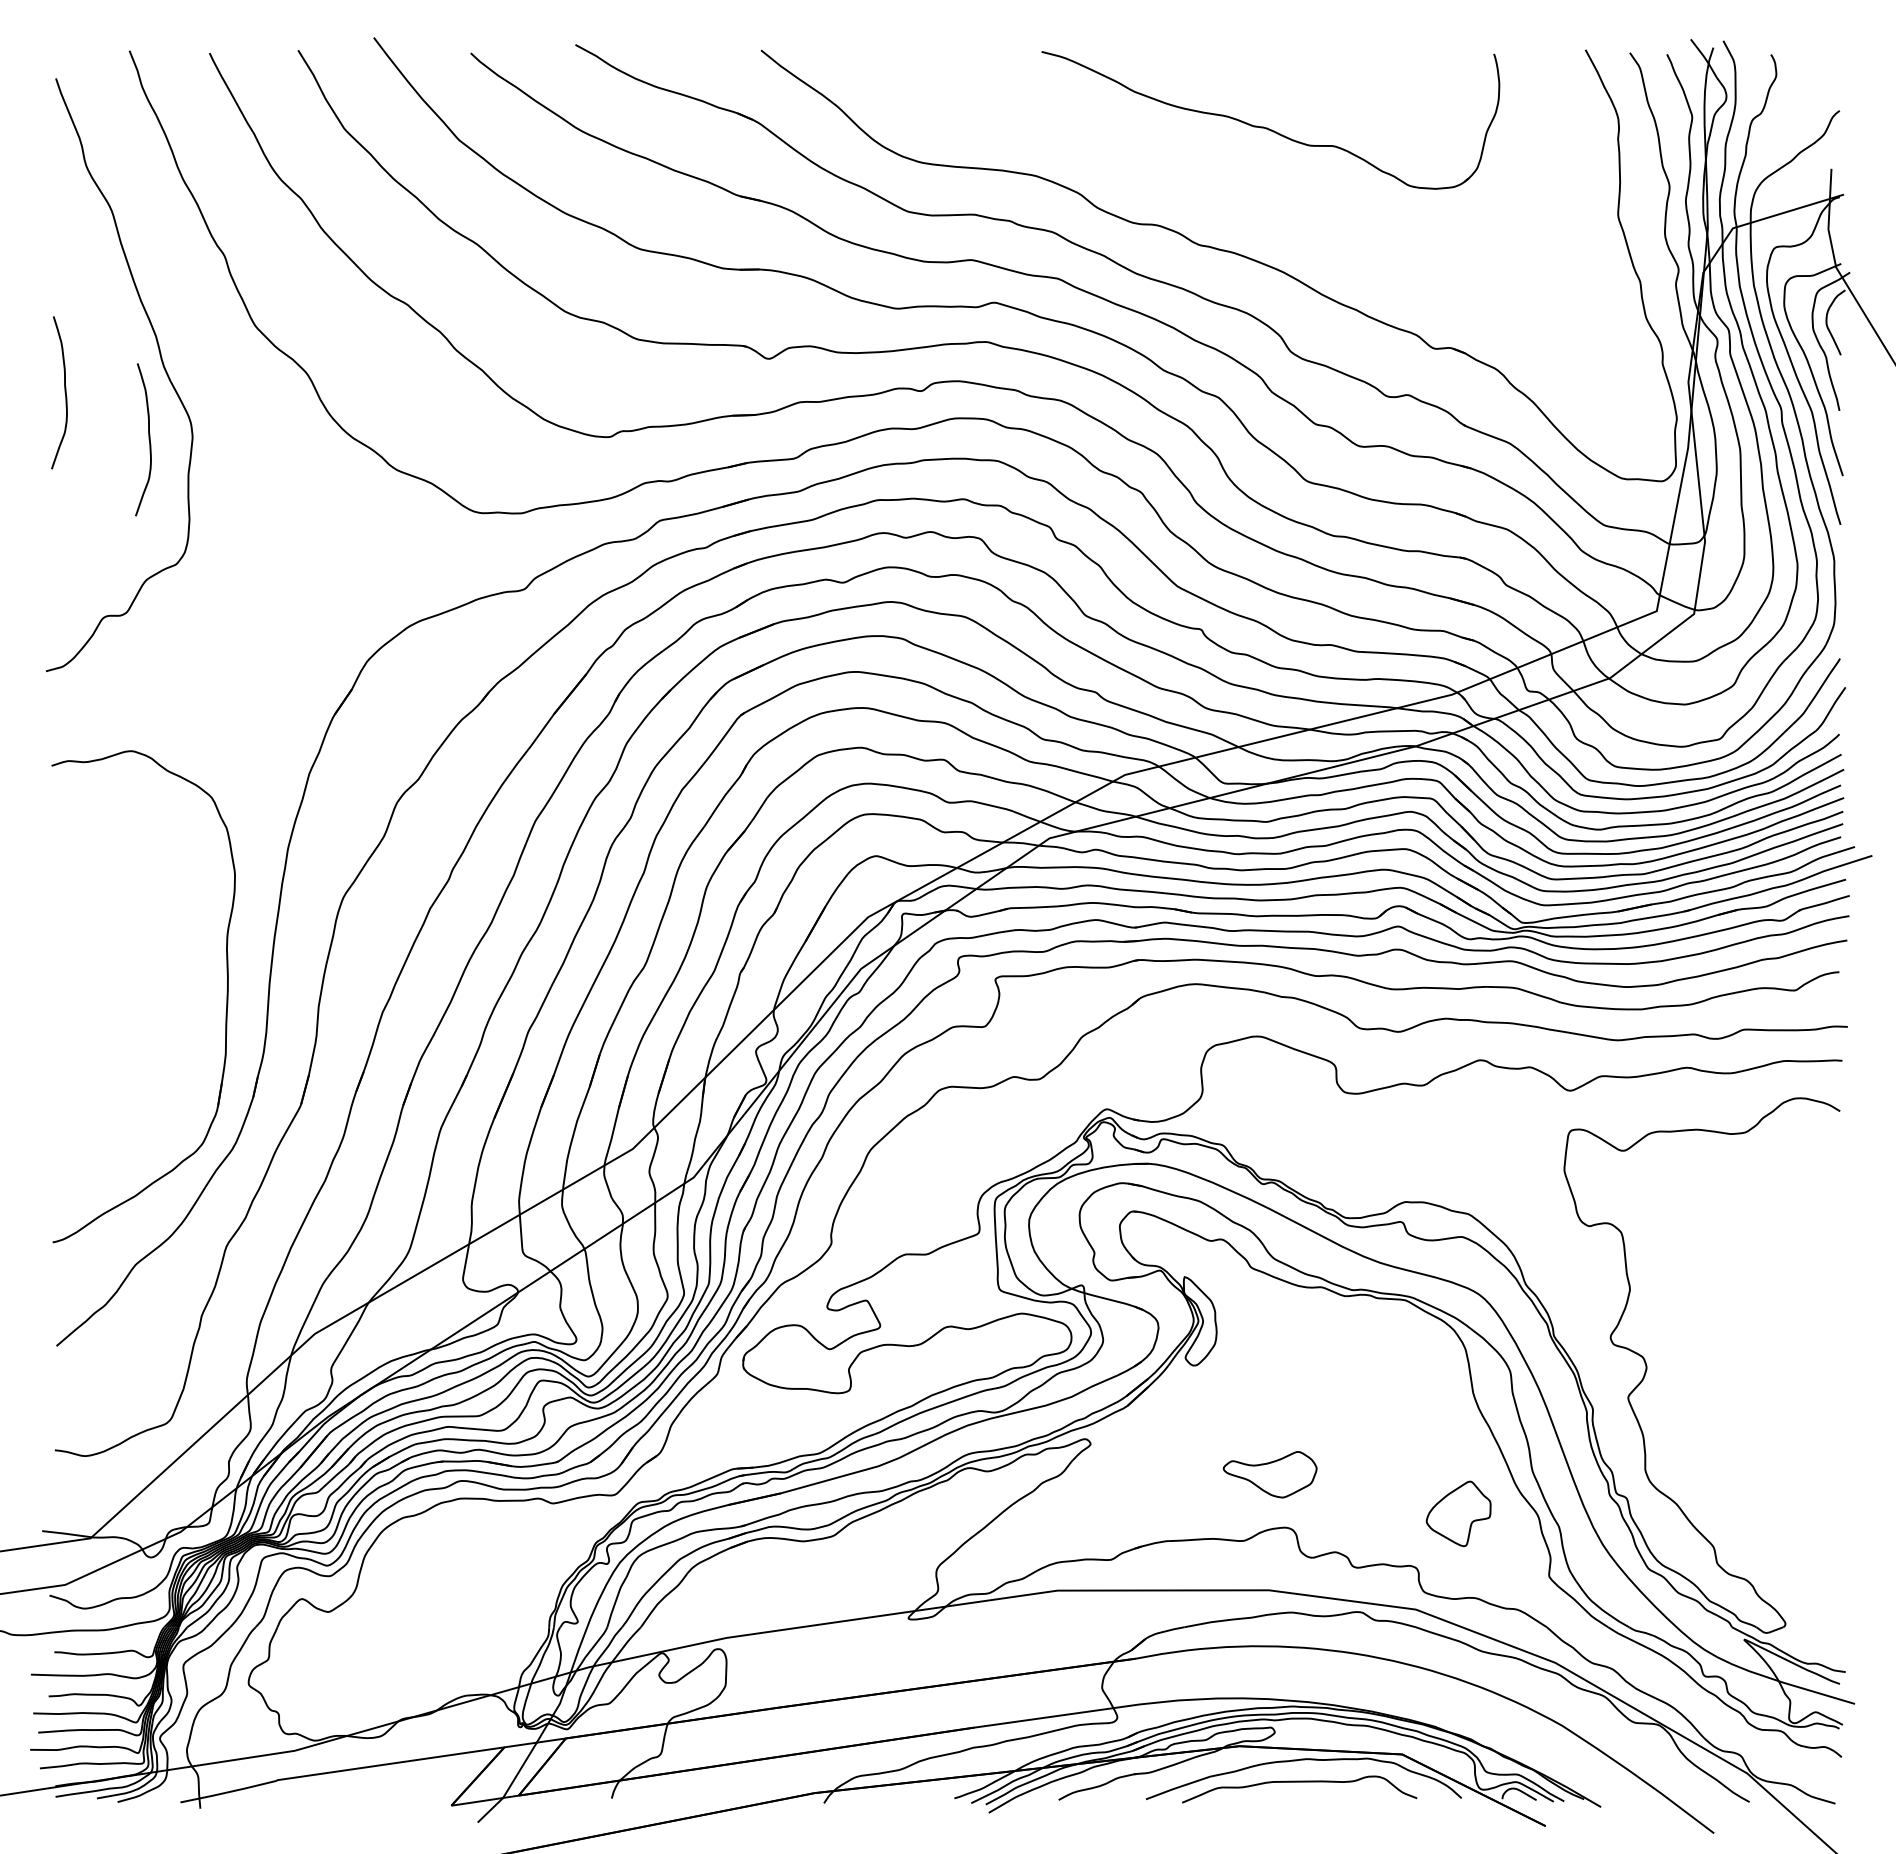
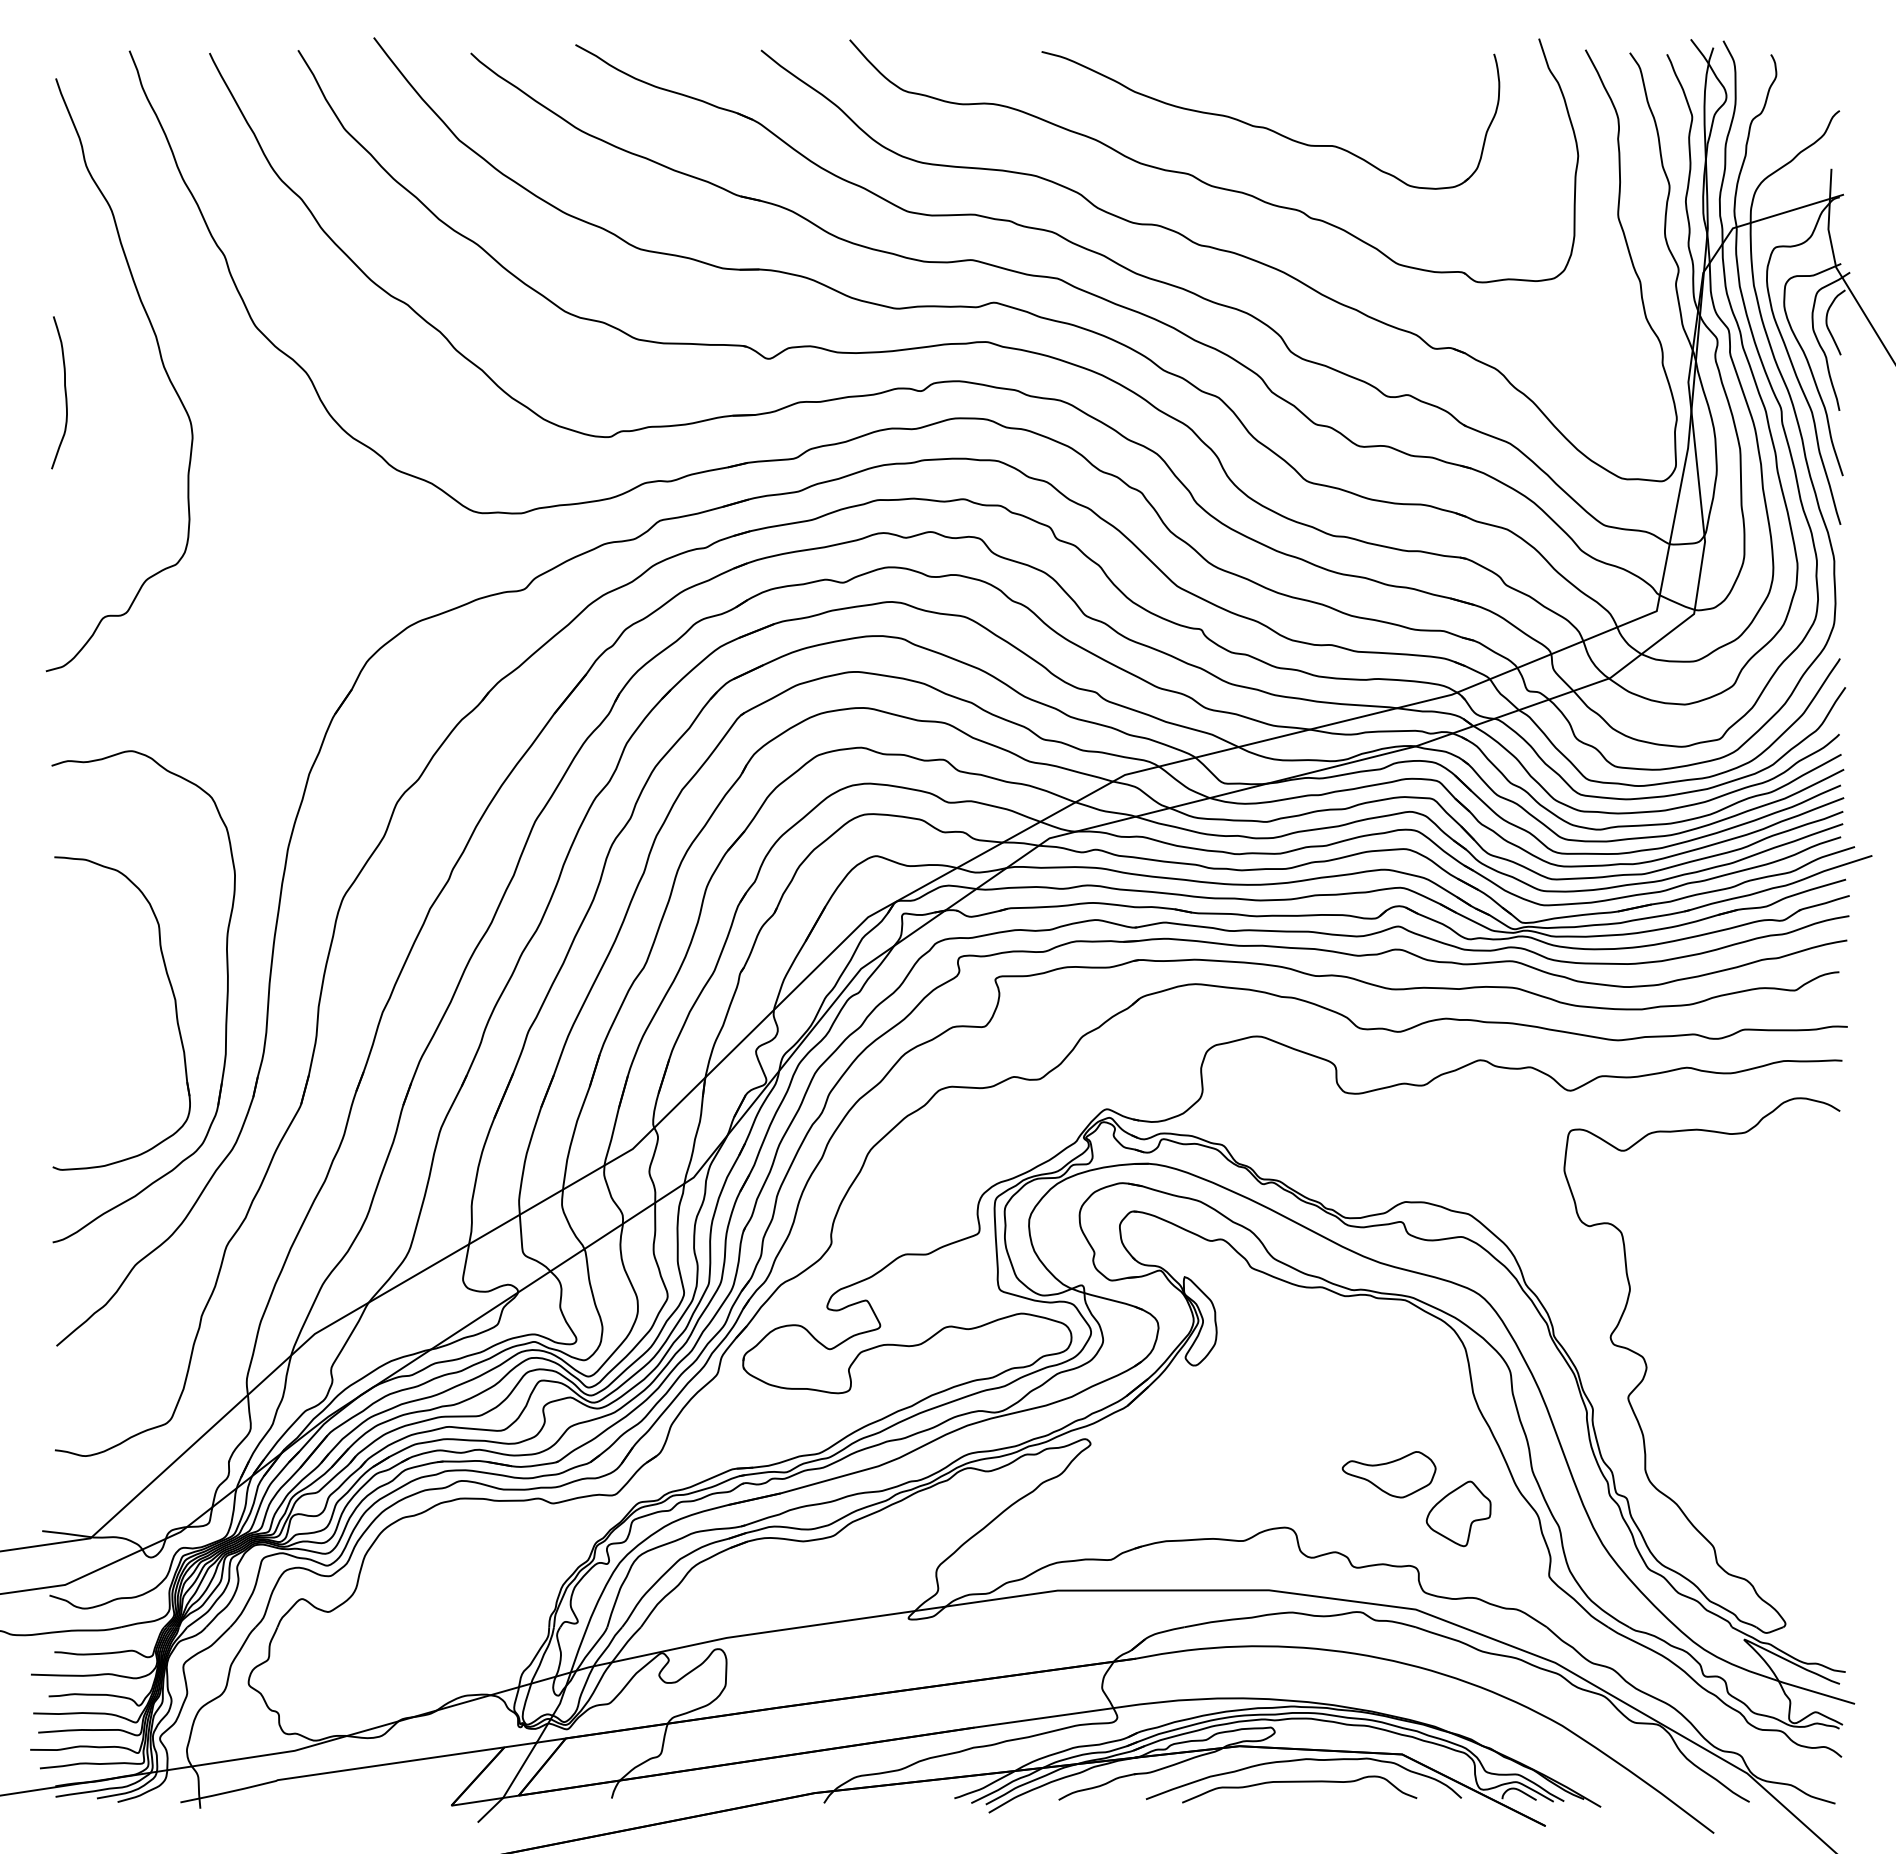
part: none -> present (1204, 181)
curve: present -> none (148, 439)
part: none -> present (174, 1004)
part position: (1269, 1474) -> (1388, 1474) (1388, 1474)
